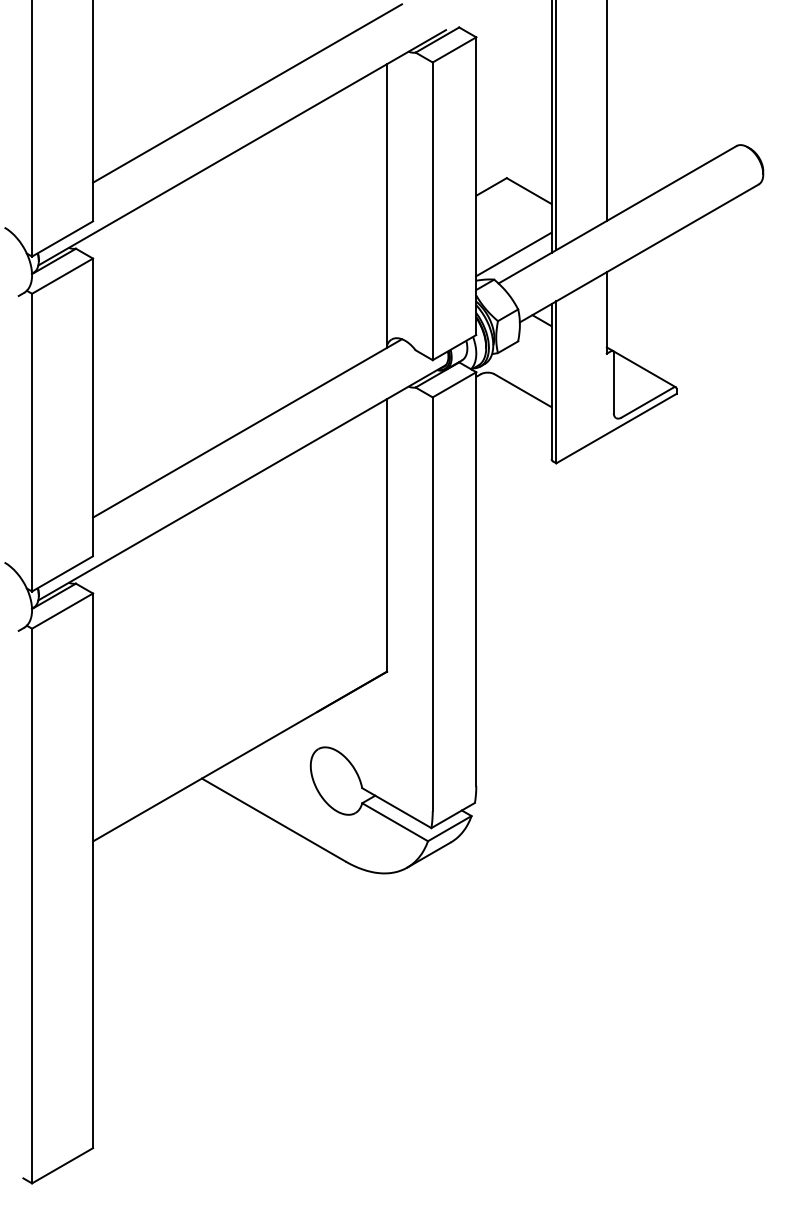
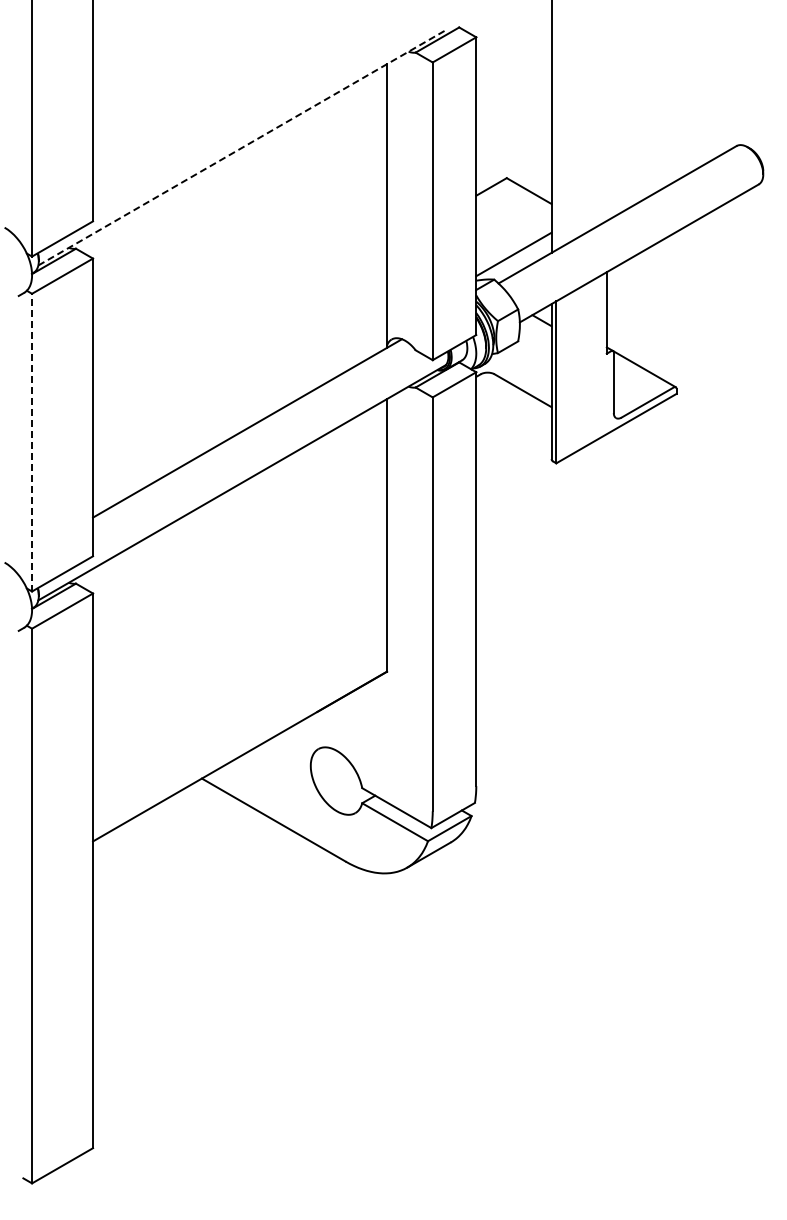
line: present -> none (247, 93)
line: present -> none (606, 111)
line: present -> none (556, 126)
line: solid -> dashed (242, 147)
line: solid -> dashed (32, 442)
